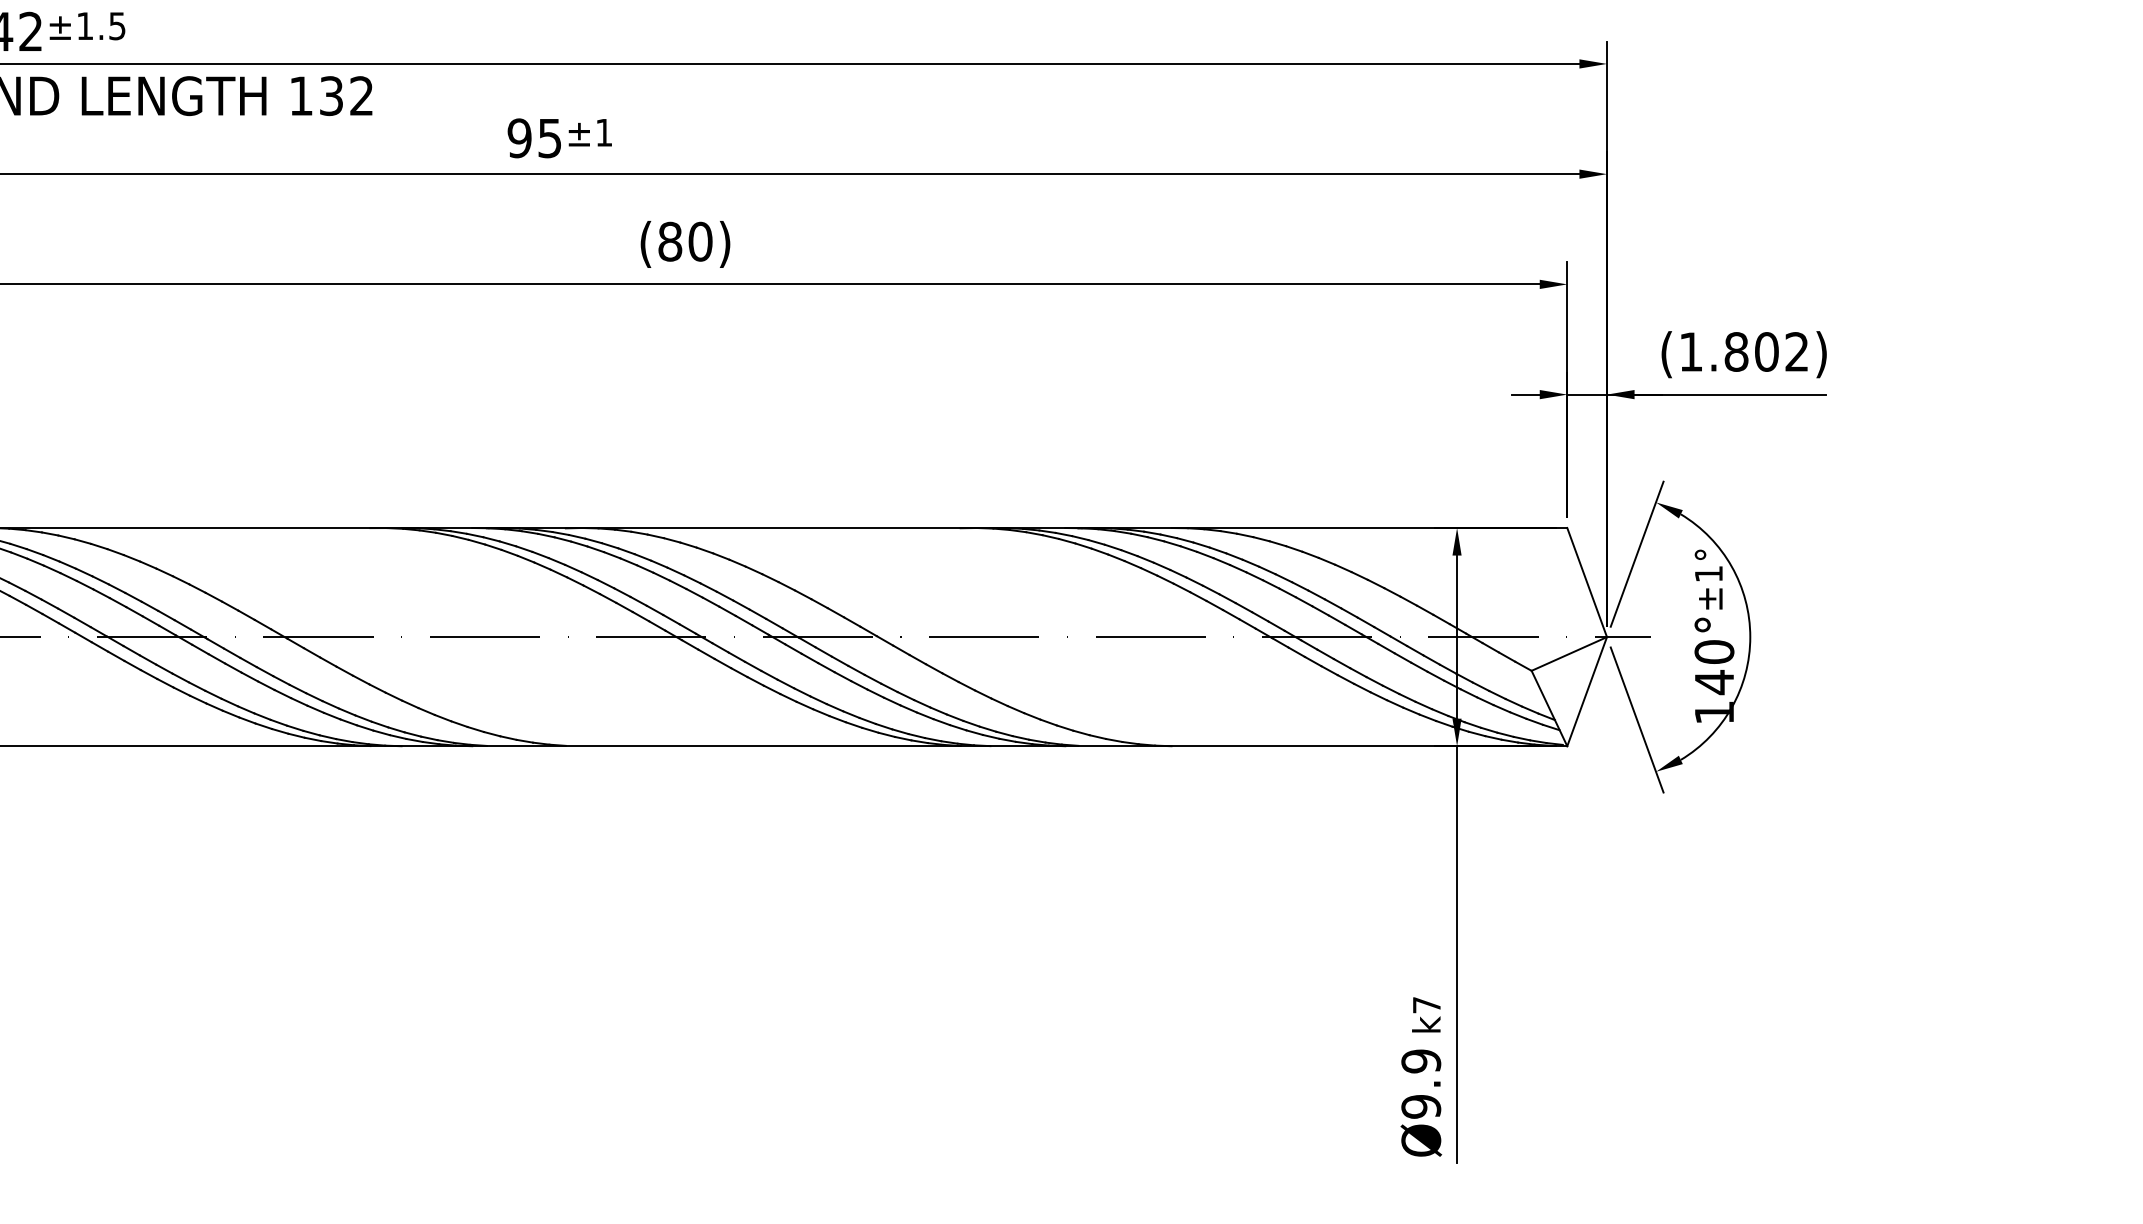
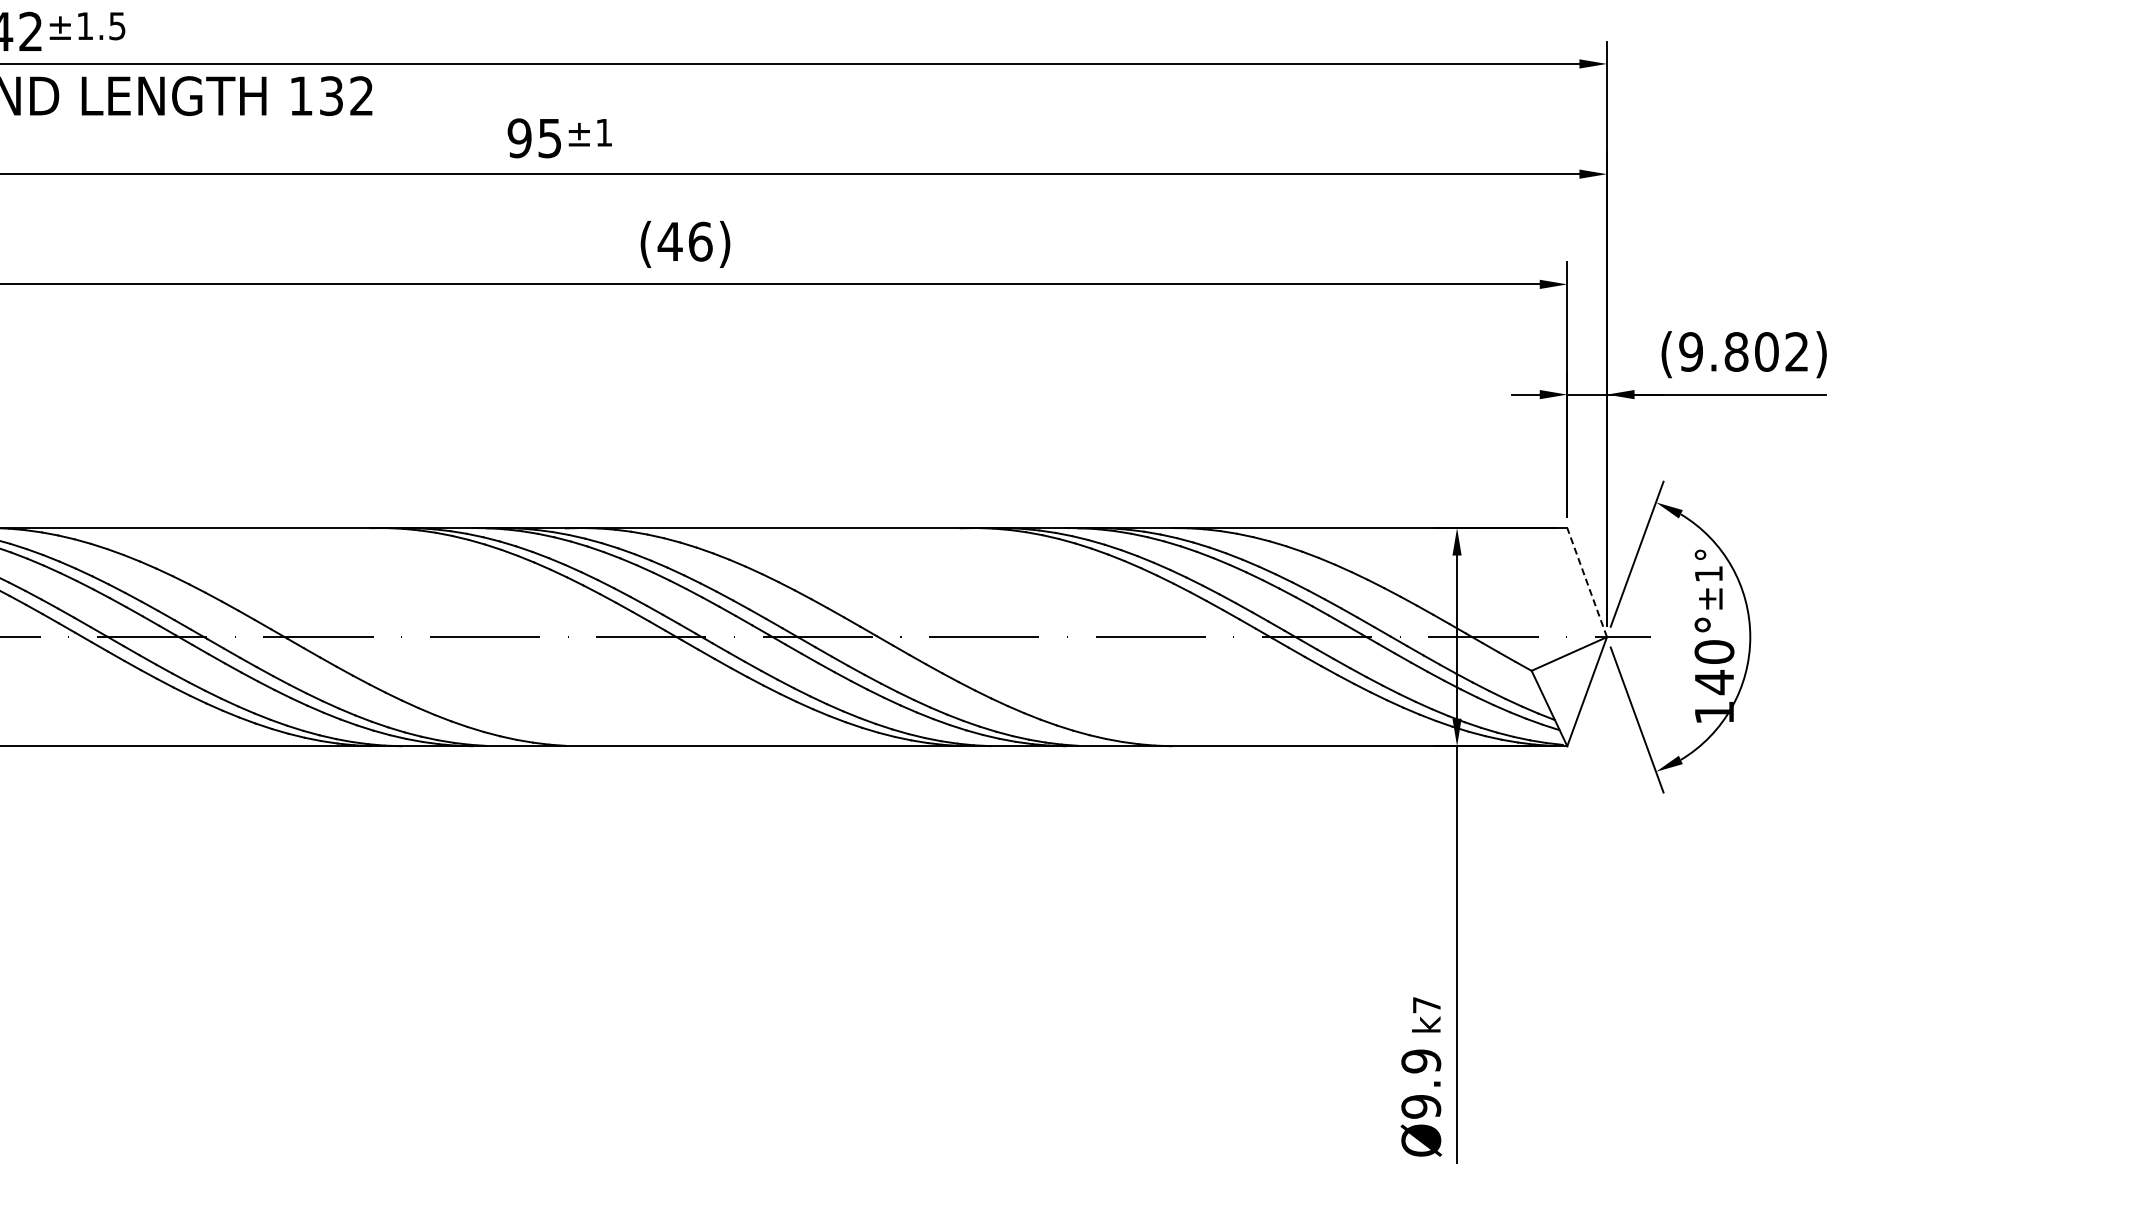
text: (80) -> (46) (684, 241)
text: (1.802) -> (9.802) (1690, 351)
line: solid -> dashed (1586, 582)
